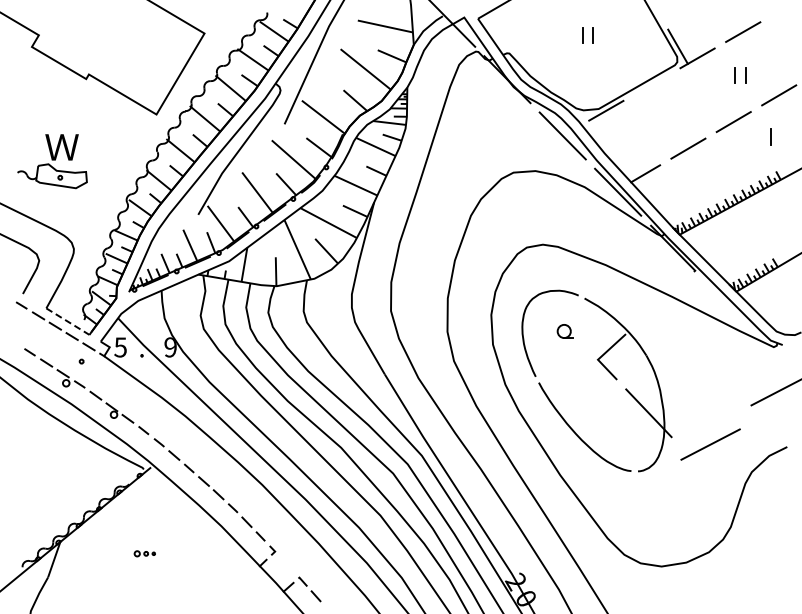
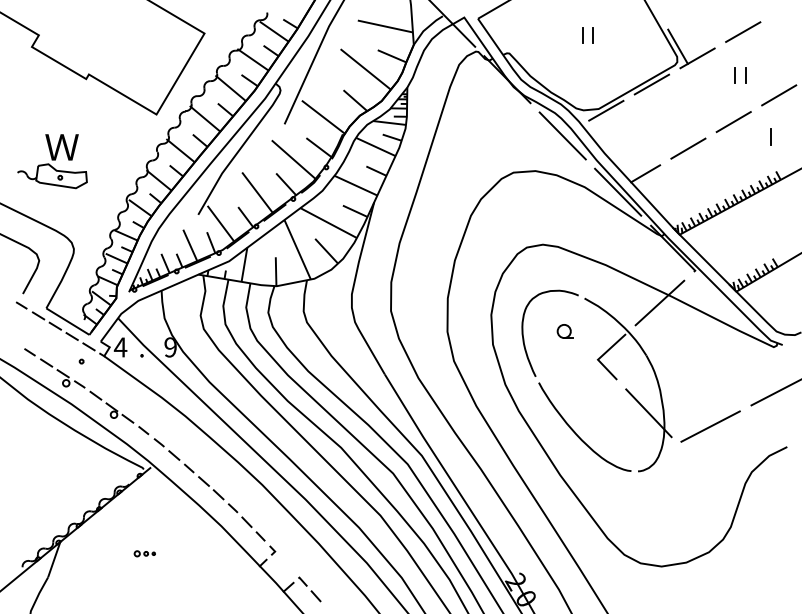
line: none -> present (651, 84)
line: none -> present (659, 302)
line: dashed -> solid (68, 321)
text: 5 -> 4 (120, 347)
line position: (710, 444) -> (710, 426) (710, 426)
